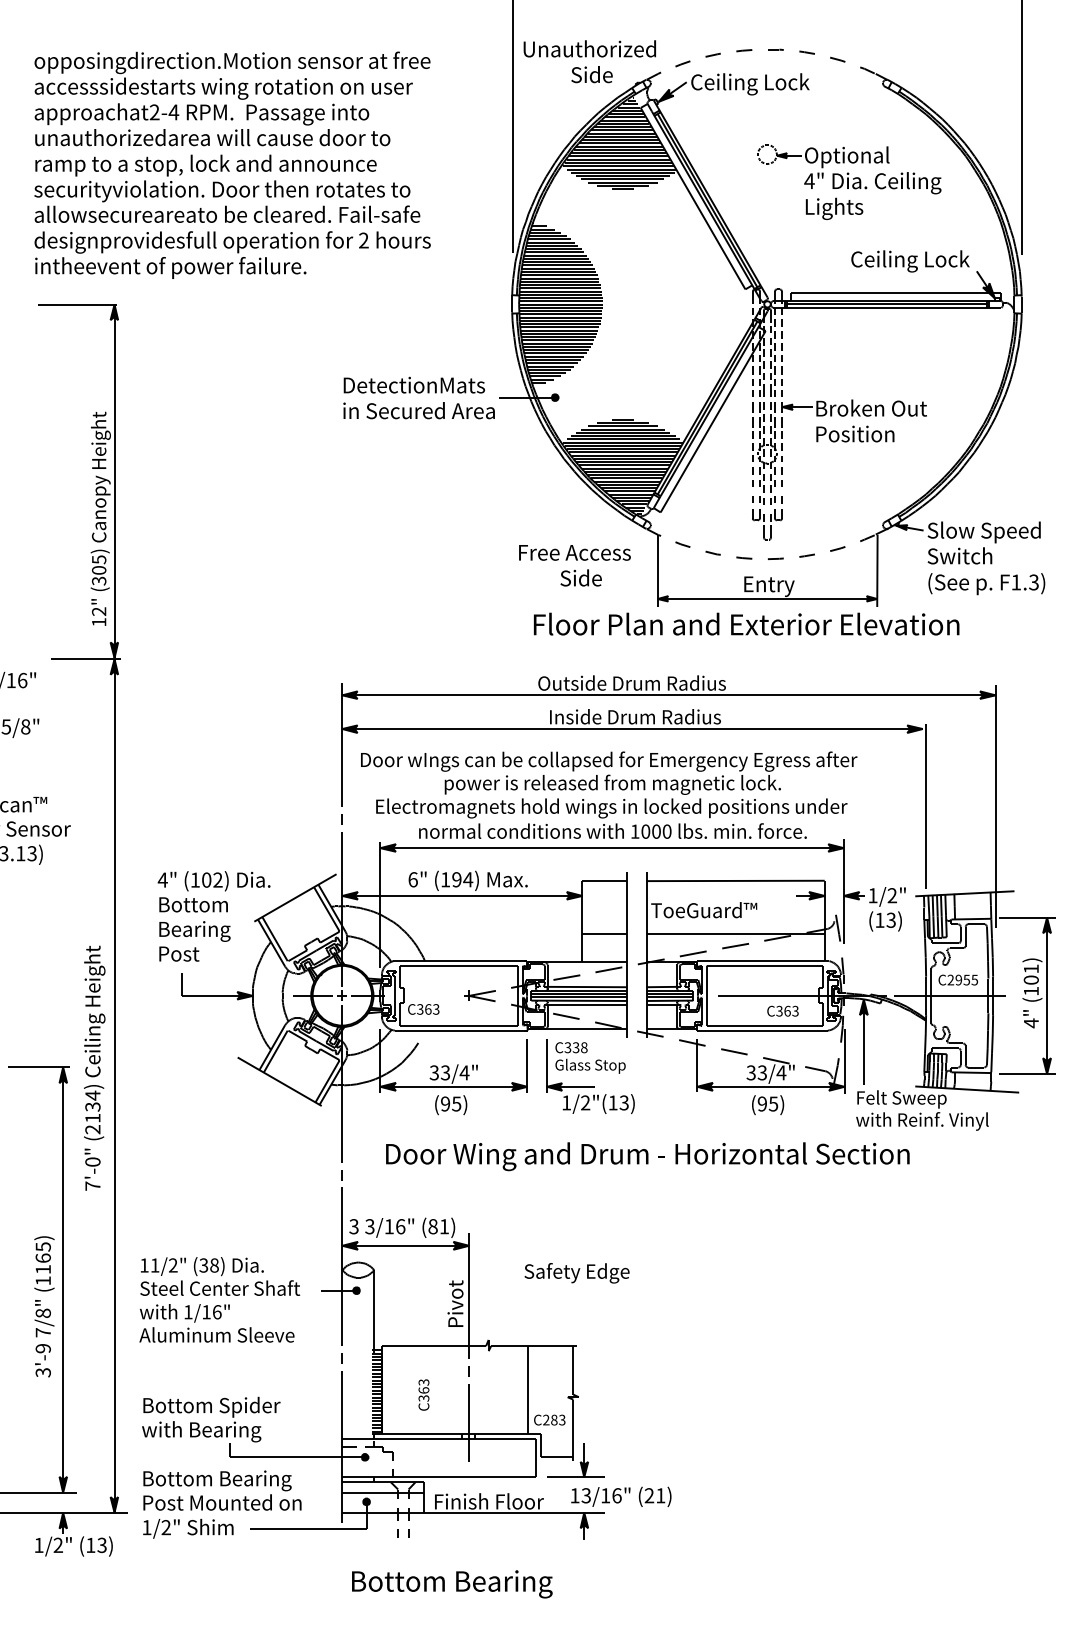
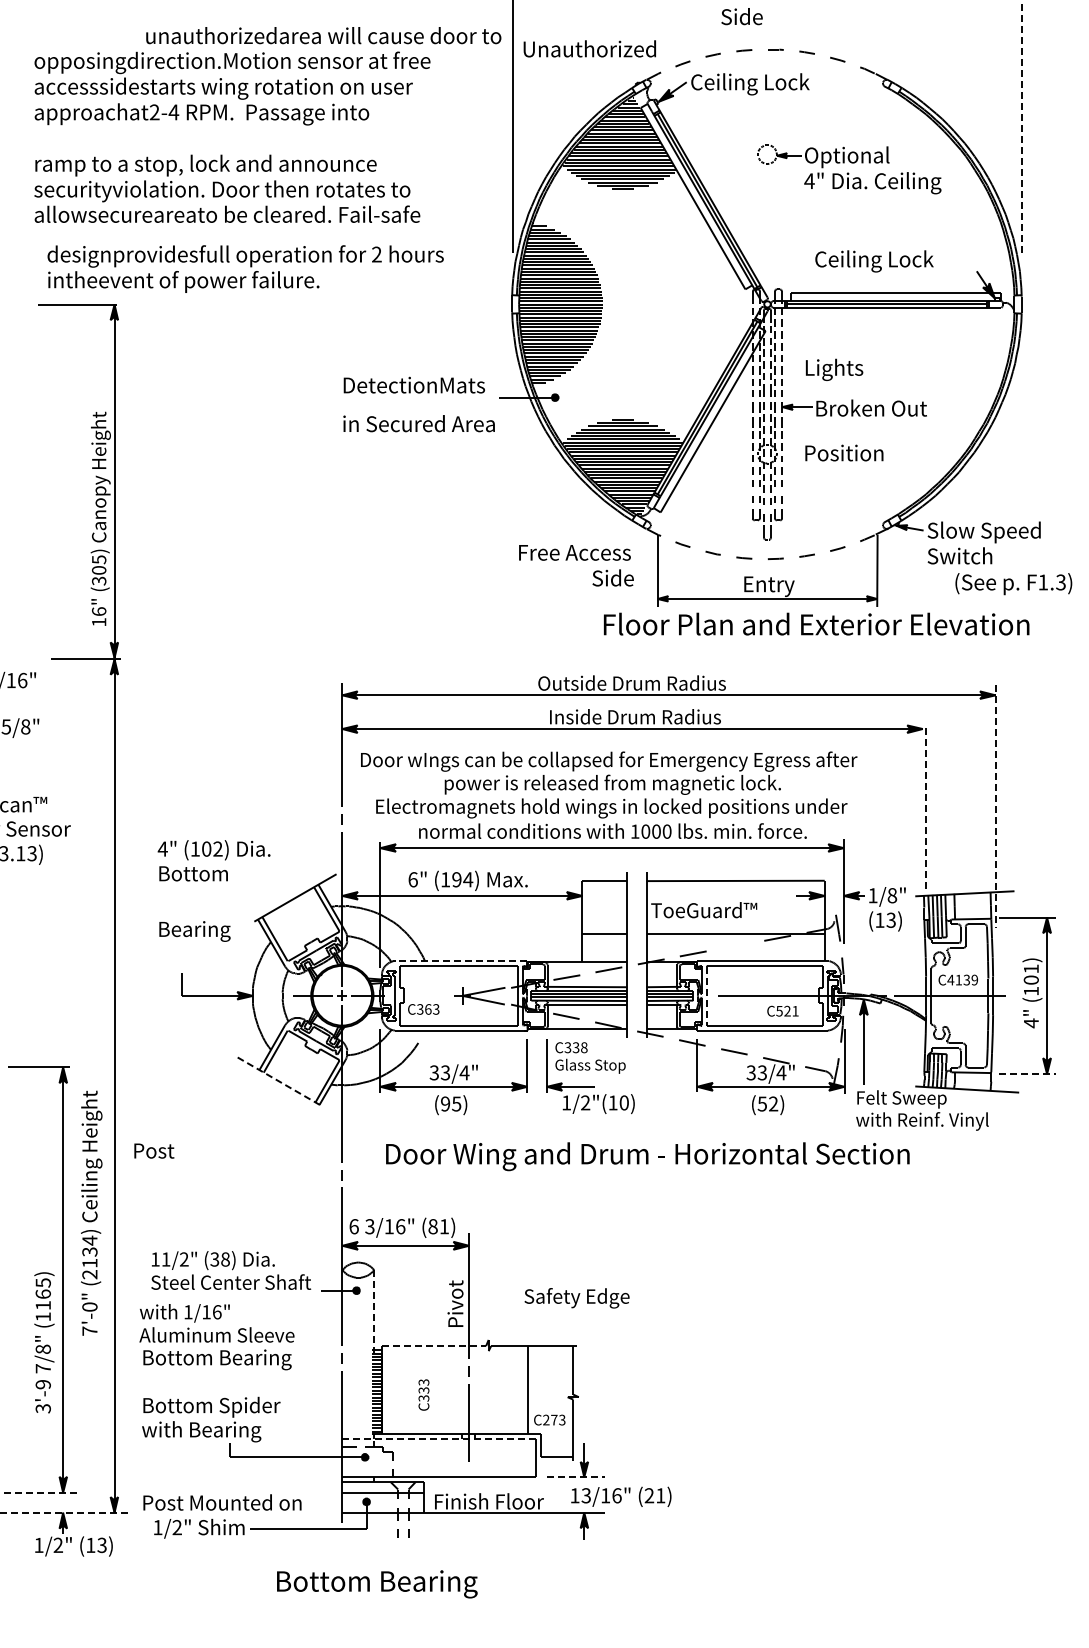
text position: (591, 74) -> (741, 16) (741, 16)
line: solid -> dashed (1022, 128)
text position: (212, 137) -> (323, 35) (323, 35)
text position: (834, 208) -> (834, 369) (834, 369)
text position: (232, 254) -> (245, 268) (245, 268)
text position: (910, 261) -> (874, 261) (874, 261)
text position: (418, 410) -> (418, 423) (418, 423)
text position: (855, 433) -> (844, 452) (844, 452)
text position: (580, 577) -> (612, 577) (612, 577)
text position: (986, 584) -> (1013, 584) (1013, 584)
text: 12" -> 16" (98, 611)
text position: (746, 623) -> (816, 623) (816, 623)
line: solid -> dashed (926, 806)
line: solid -> dashed (995, 806)
text position: (213, 891) -> (213, 860) (213, 860)
text: 1/2" -> 1/8" (892, 895)
line: present -> none (735, 946)
text position: (179, 953) -> (154, 1150) (154, 1150)
line: solid -> dashed (461, 961)
text: C2955 -> C4139 (962, 979)
part size: 32x12 px -> 52x19 px (479, 996)
line: solid -> dashed (707, 996)
text: C363 -> C521 (787, 1010)
text position: (94, 1067) -> (91, 1212) (91, 1212)
line: solid -> dashed (1028, 1074)
line: solid -> dashed (279, 1081)
text: 1/2"(13) -> 1/2"(10) (623, 1102)
text: (95) -> (52) (767, 1103)
text: 3 -> 6 (353, 1226)
text position: (576, 1273) -> (576, 1298) (576, 1298)
text position: (220, 1276) -> (231, 1270) (231, 1270)
text position: (44, 1306) -> (44, 1342) (44, 1342)
line: solid -> dashed (374, 1311)
line: solid -> dashed (434, 1346)
text: C363 -> C333 (423, 1390)
text: C283 -> C273 (554, 1419)
line: solid -> dashed (439, 1439)
line: solid -> dashed (575, 1477)
text position: (217, 1480) -> (217, 1359) (217, 1359)
line: solid -> dashed (38, 1492)
line: solid -> dashed (64, 1512)
text position: (188, 1528) -> (199, 1528) (199, 1528)
text position: (452, 1584) -> (377, 1584) (377, 1584)
